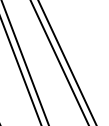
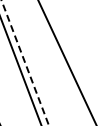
line: solid -> dashed (25, 62)
line: present -> none (59, 62)
